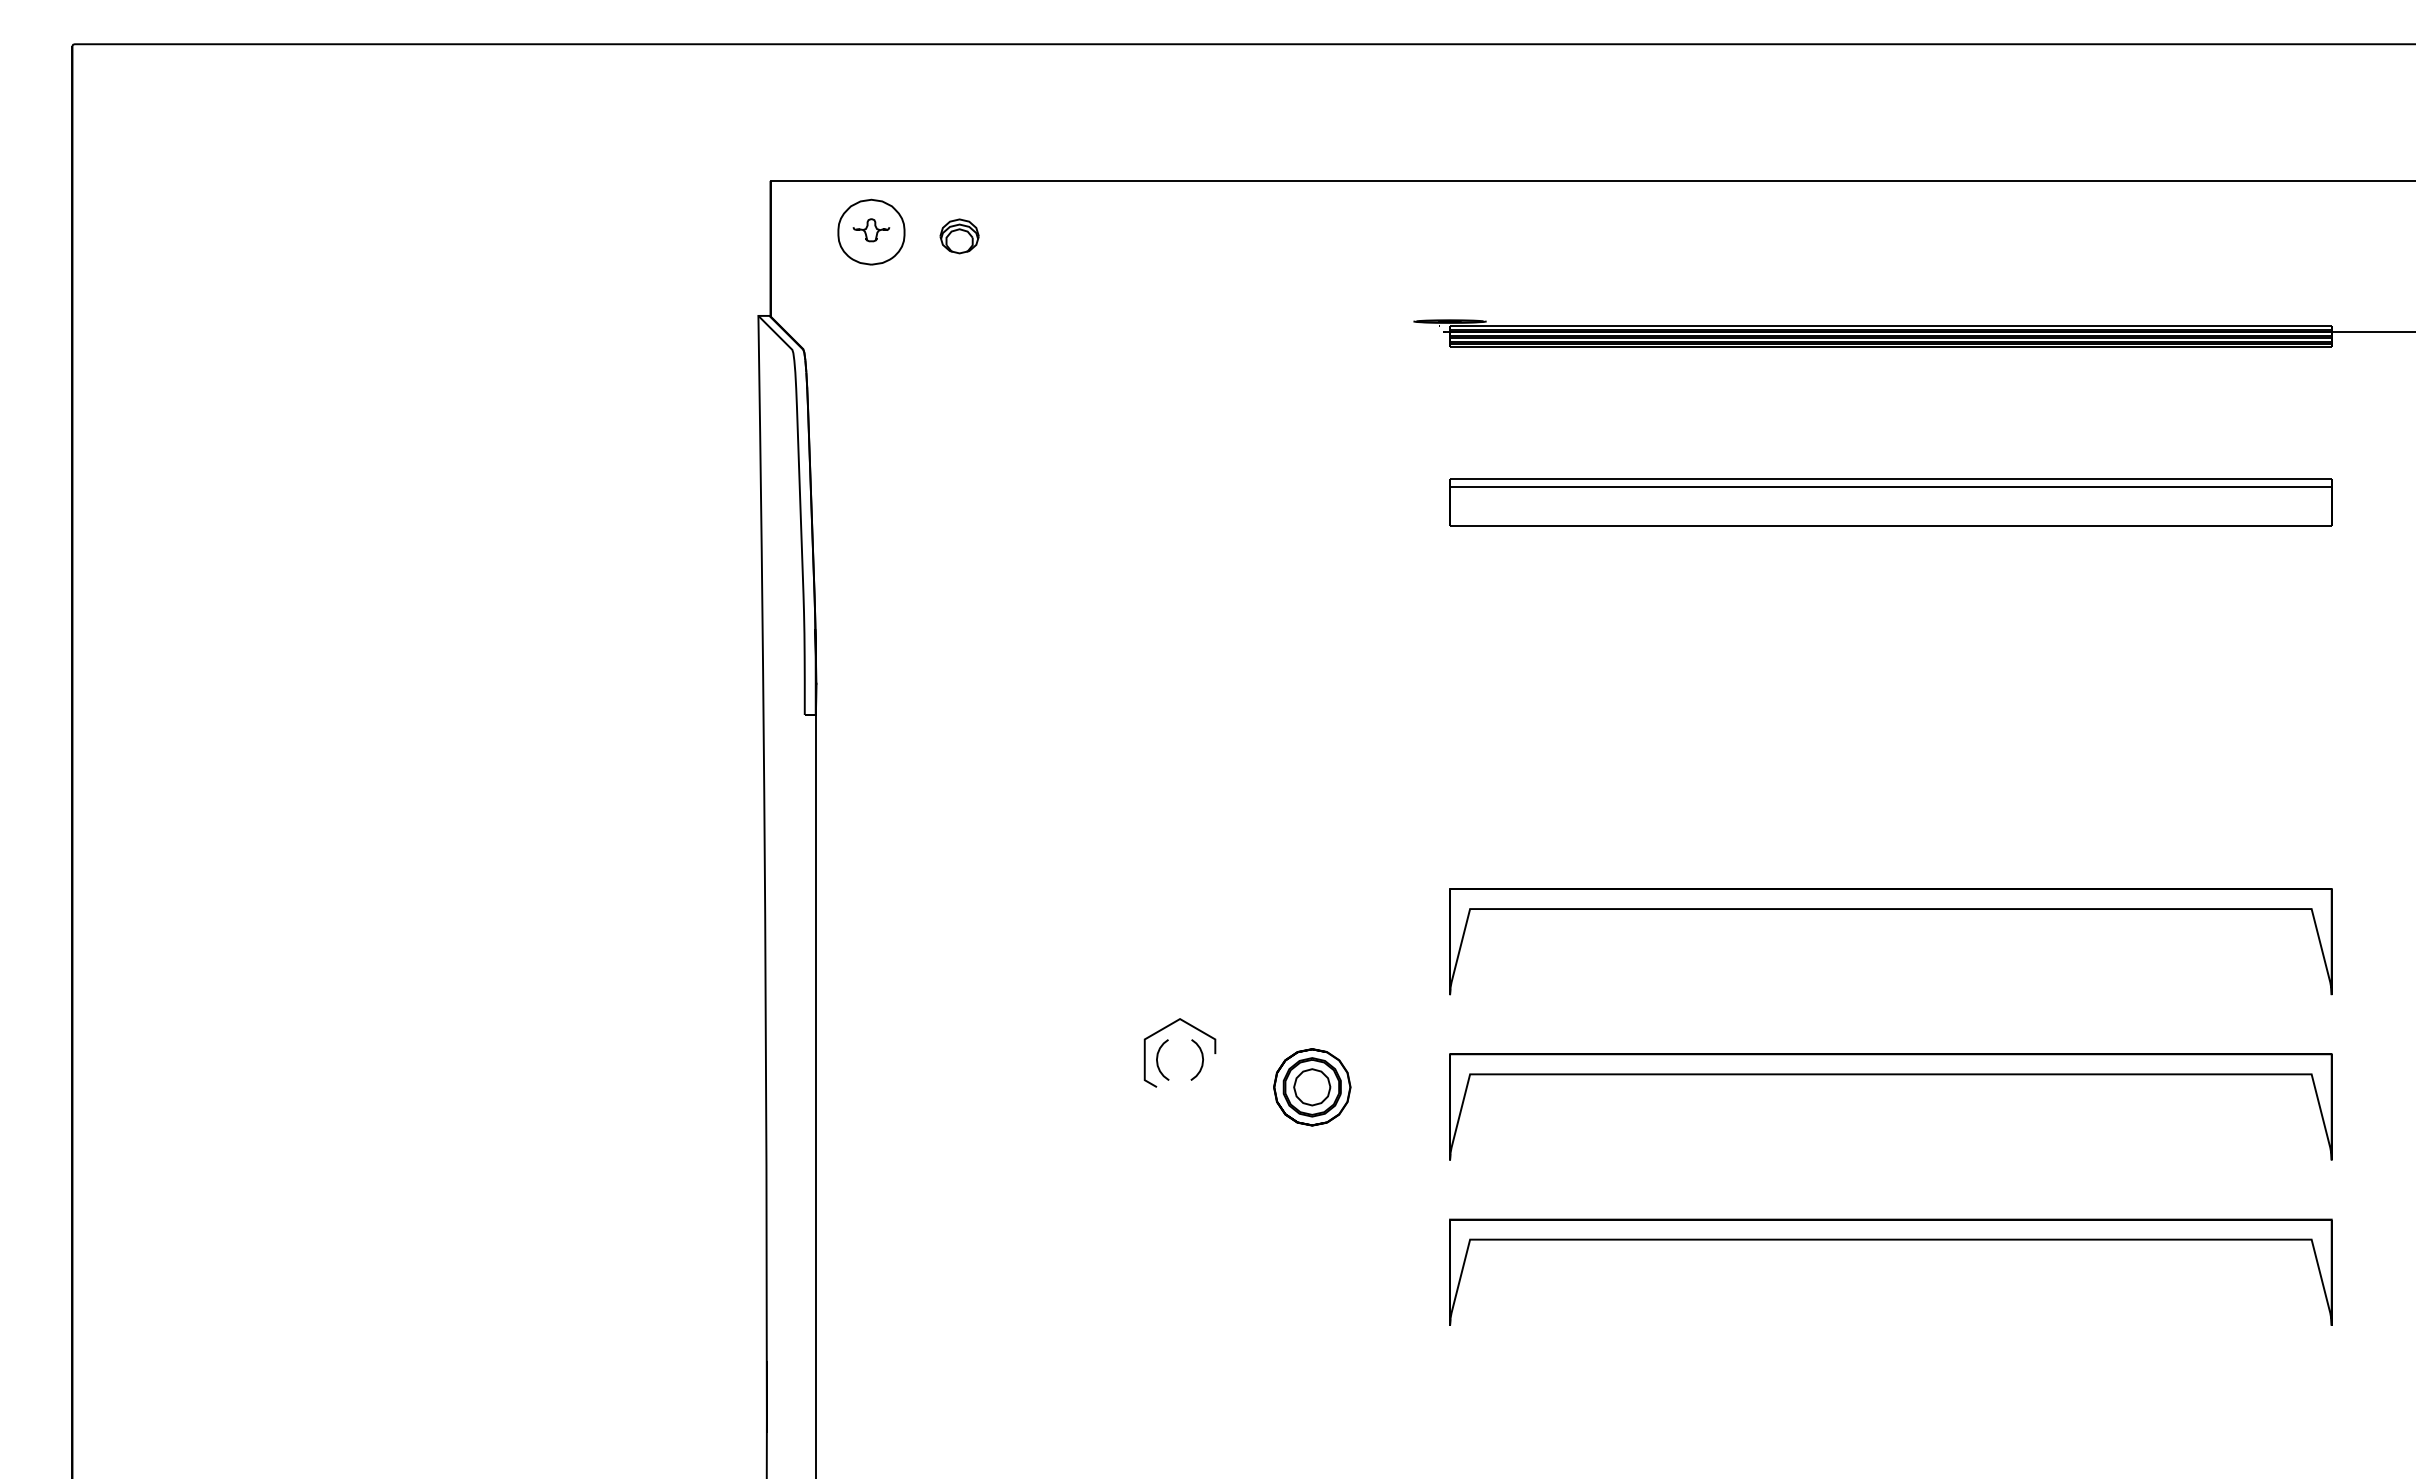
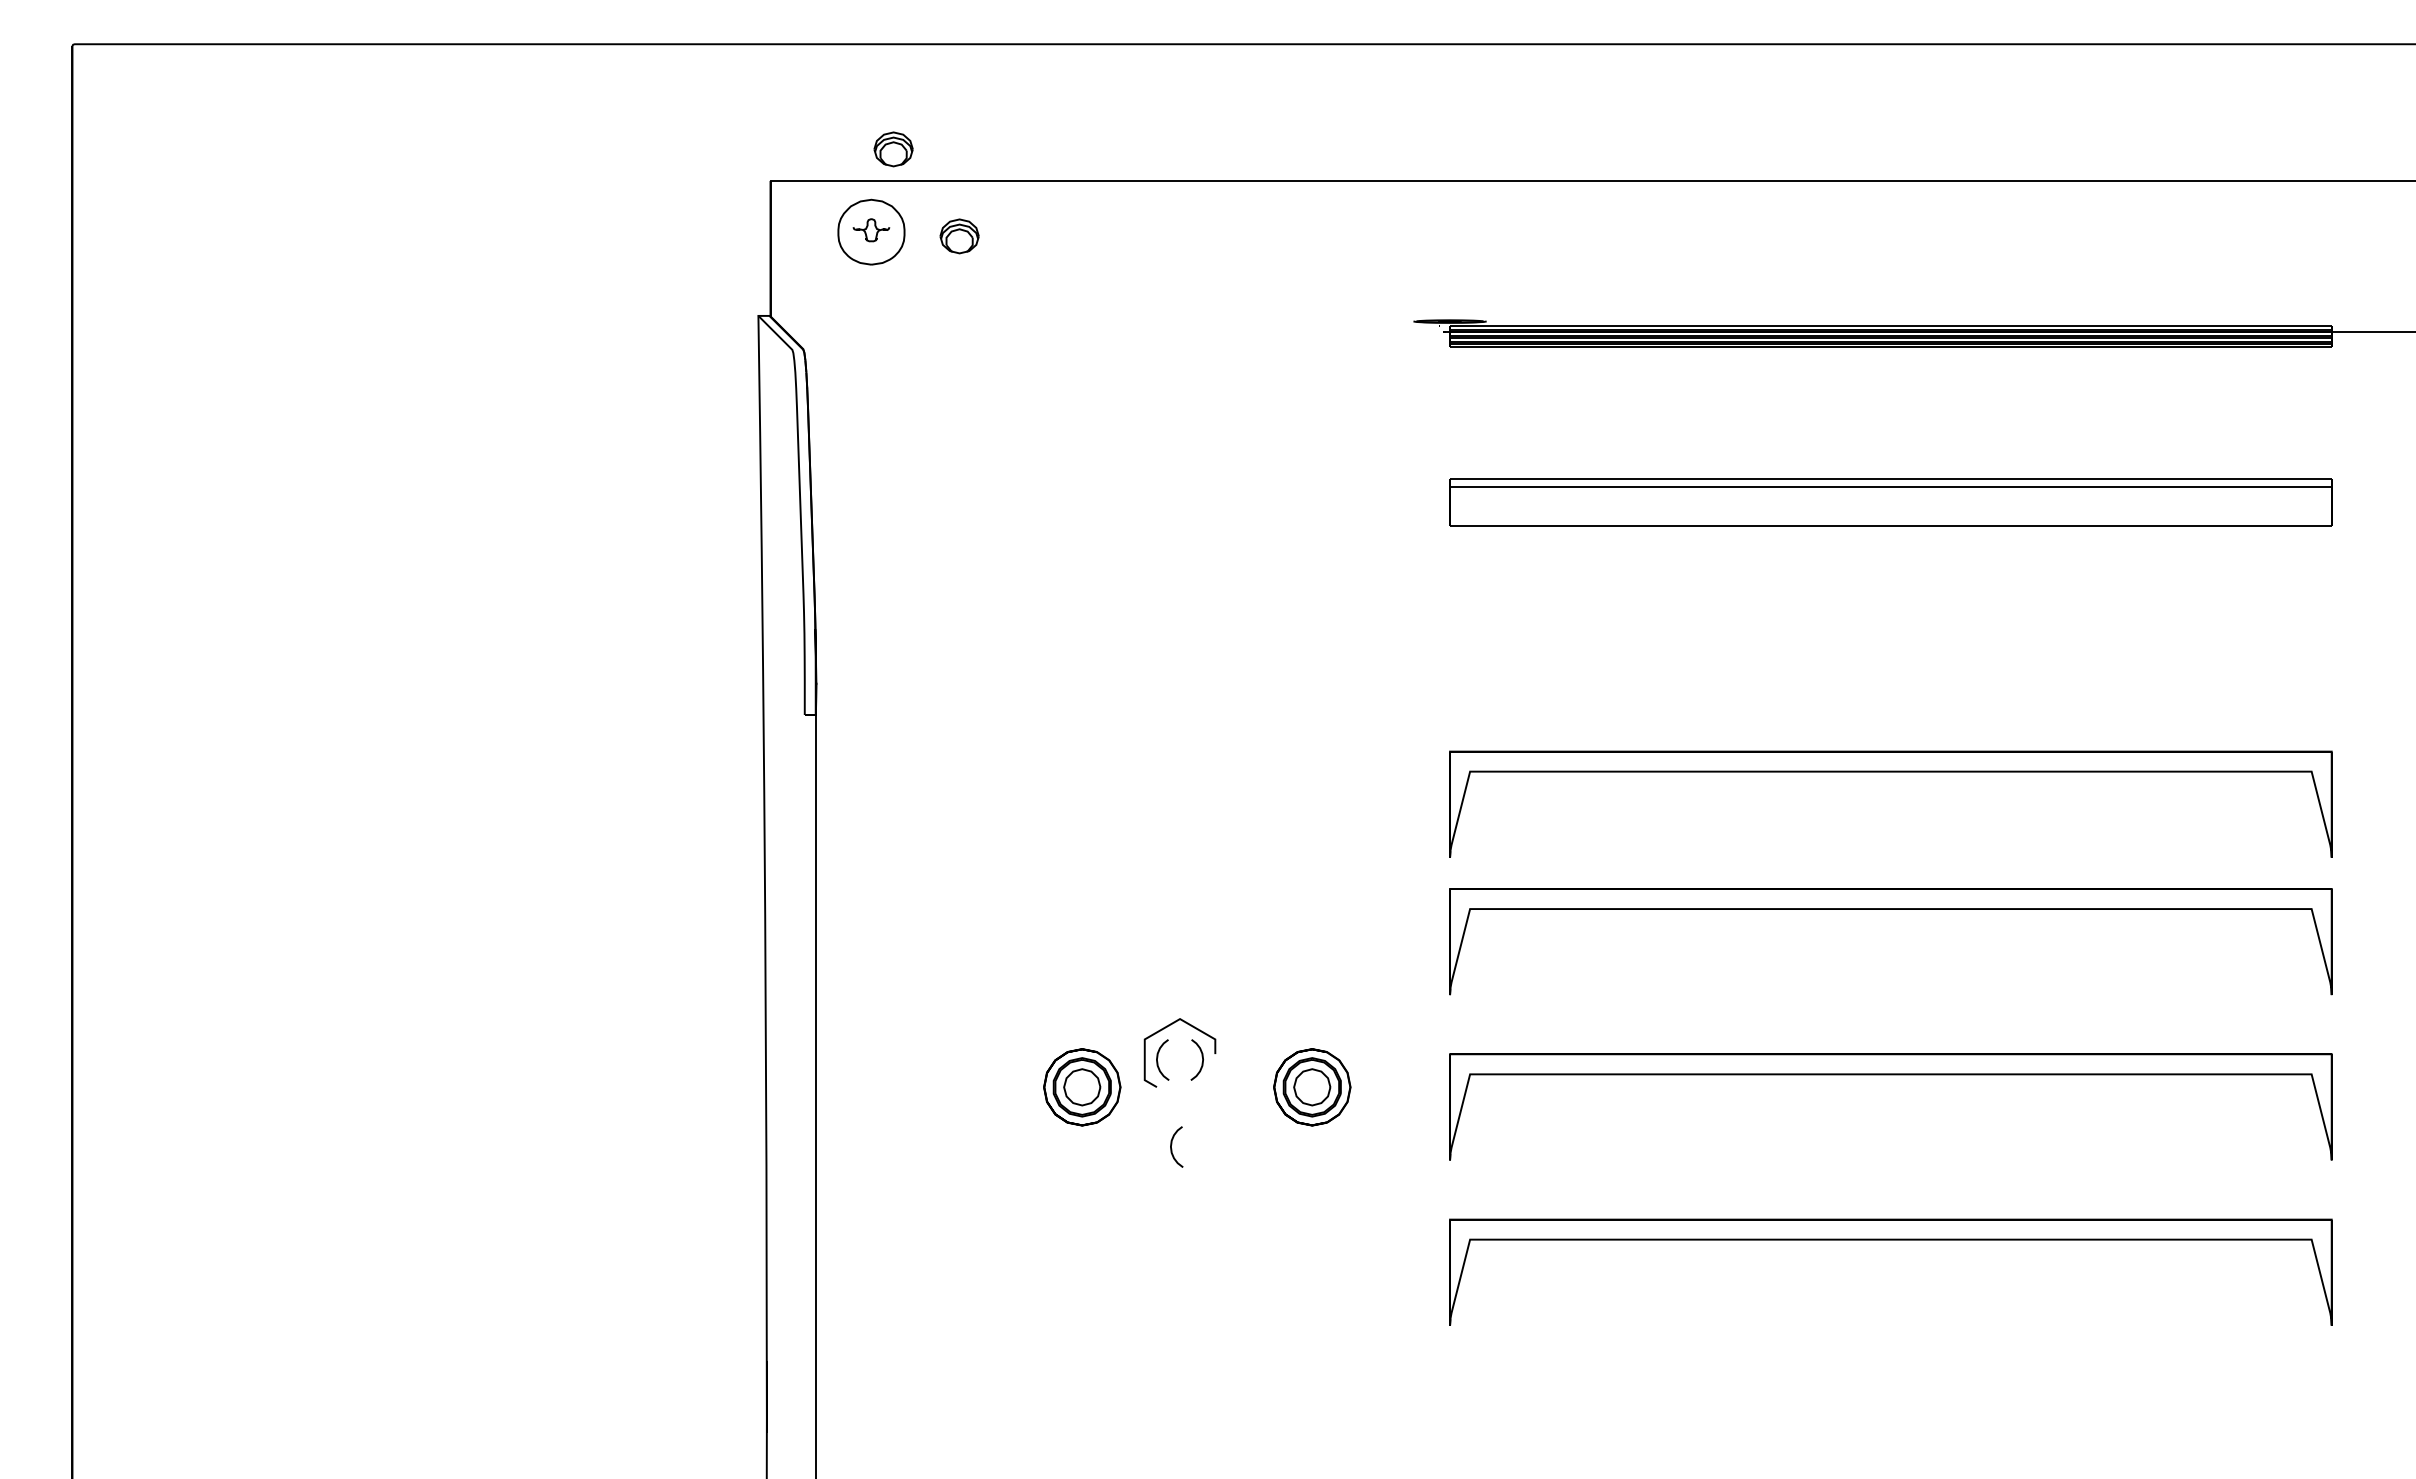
part: none -> present (893, 149)
part: none -> present (1890, 772)
part: none -> present (1082, 1087)
curve: none -> present (1172, 1144)
